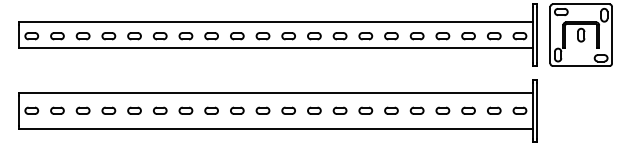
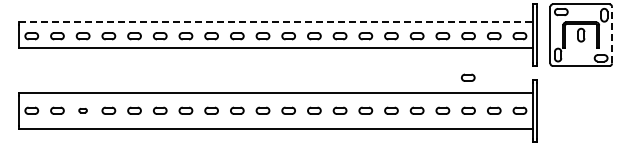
line: solid -> dashed (275, 22)
line: solid -> dashed (612, 34)
part: none -> present (468, 77)
part size: 16x9 px -> 10x6 px (82, 110)
